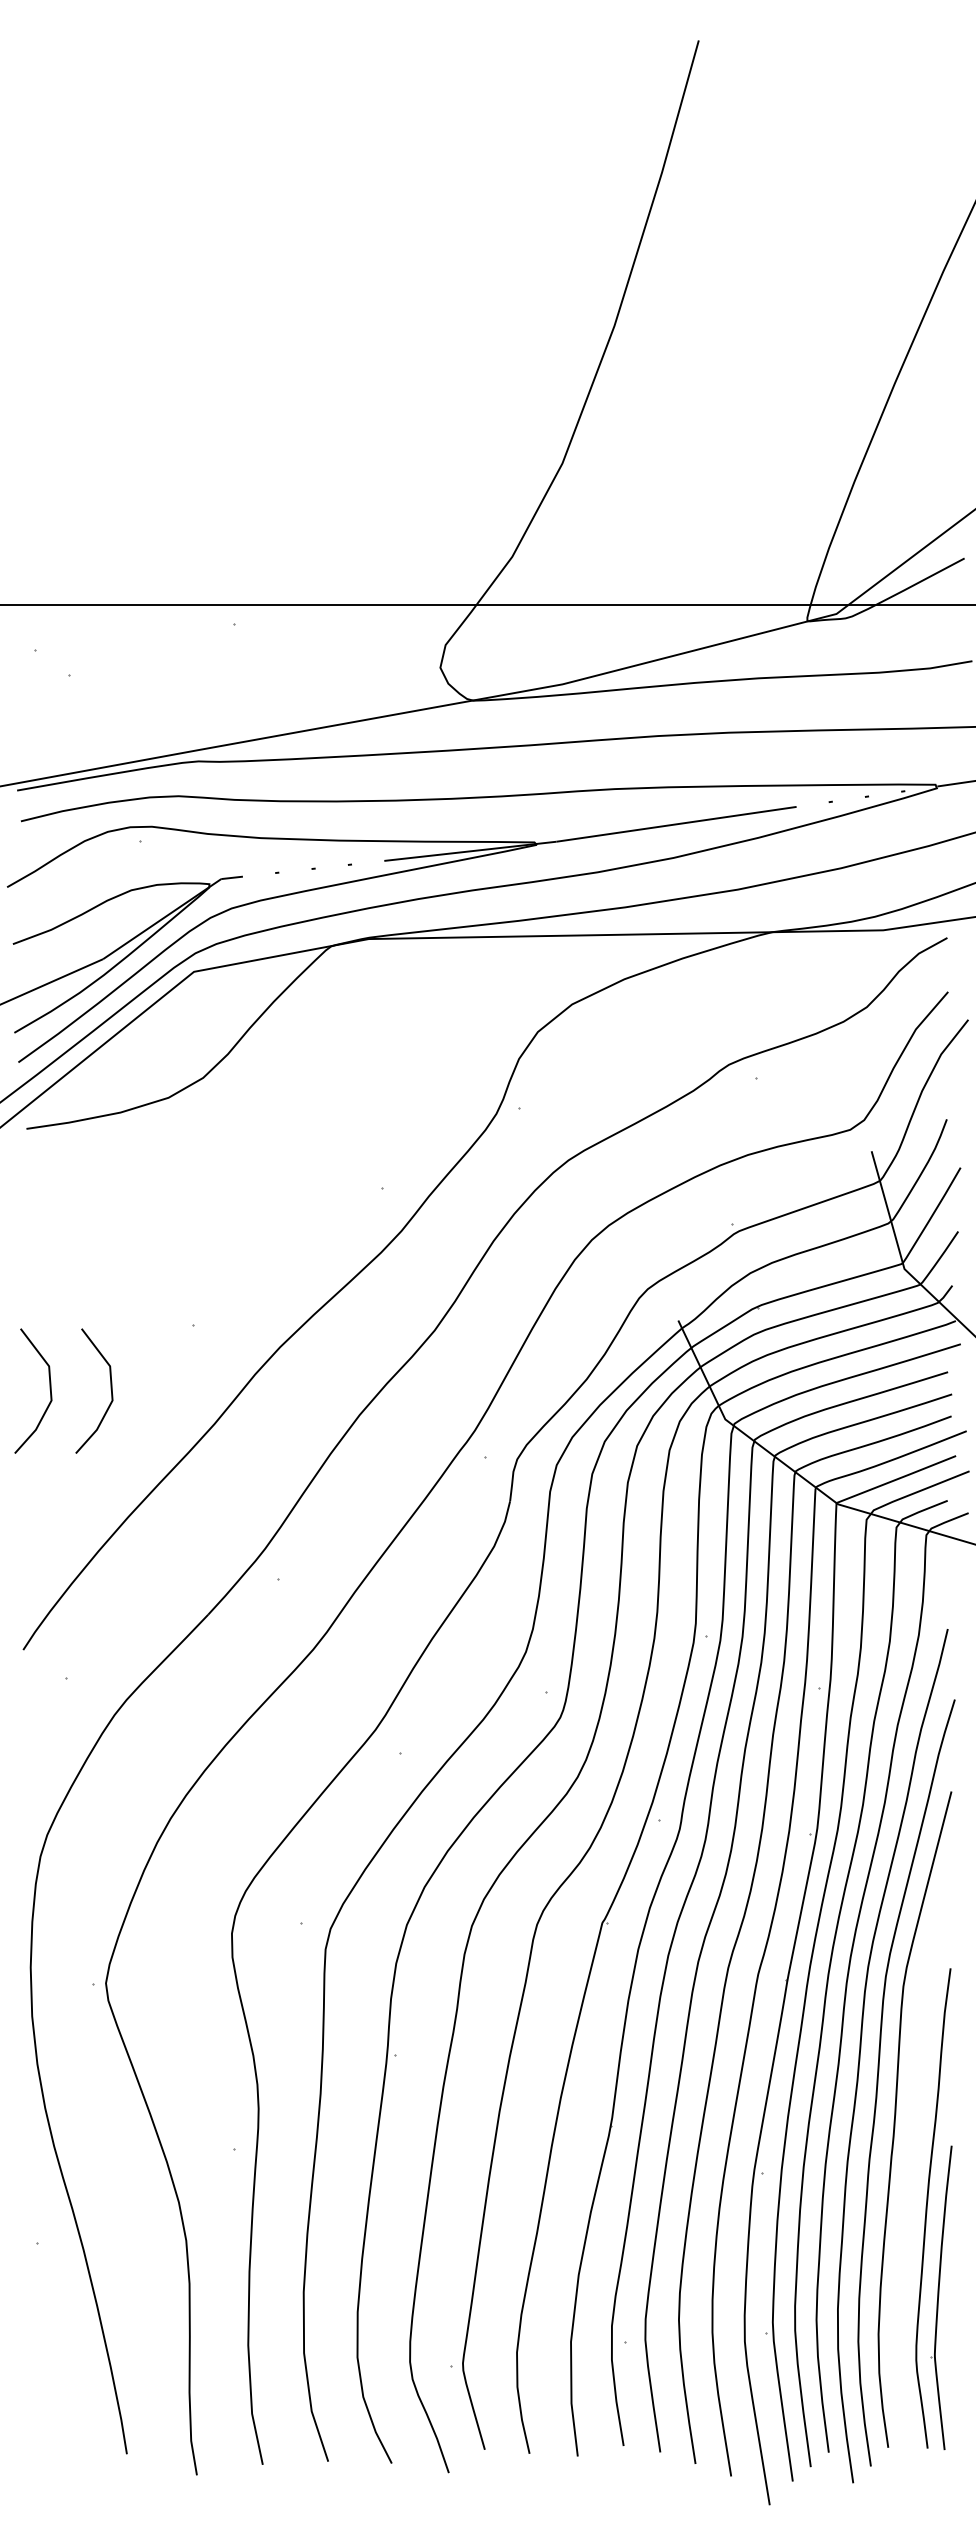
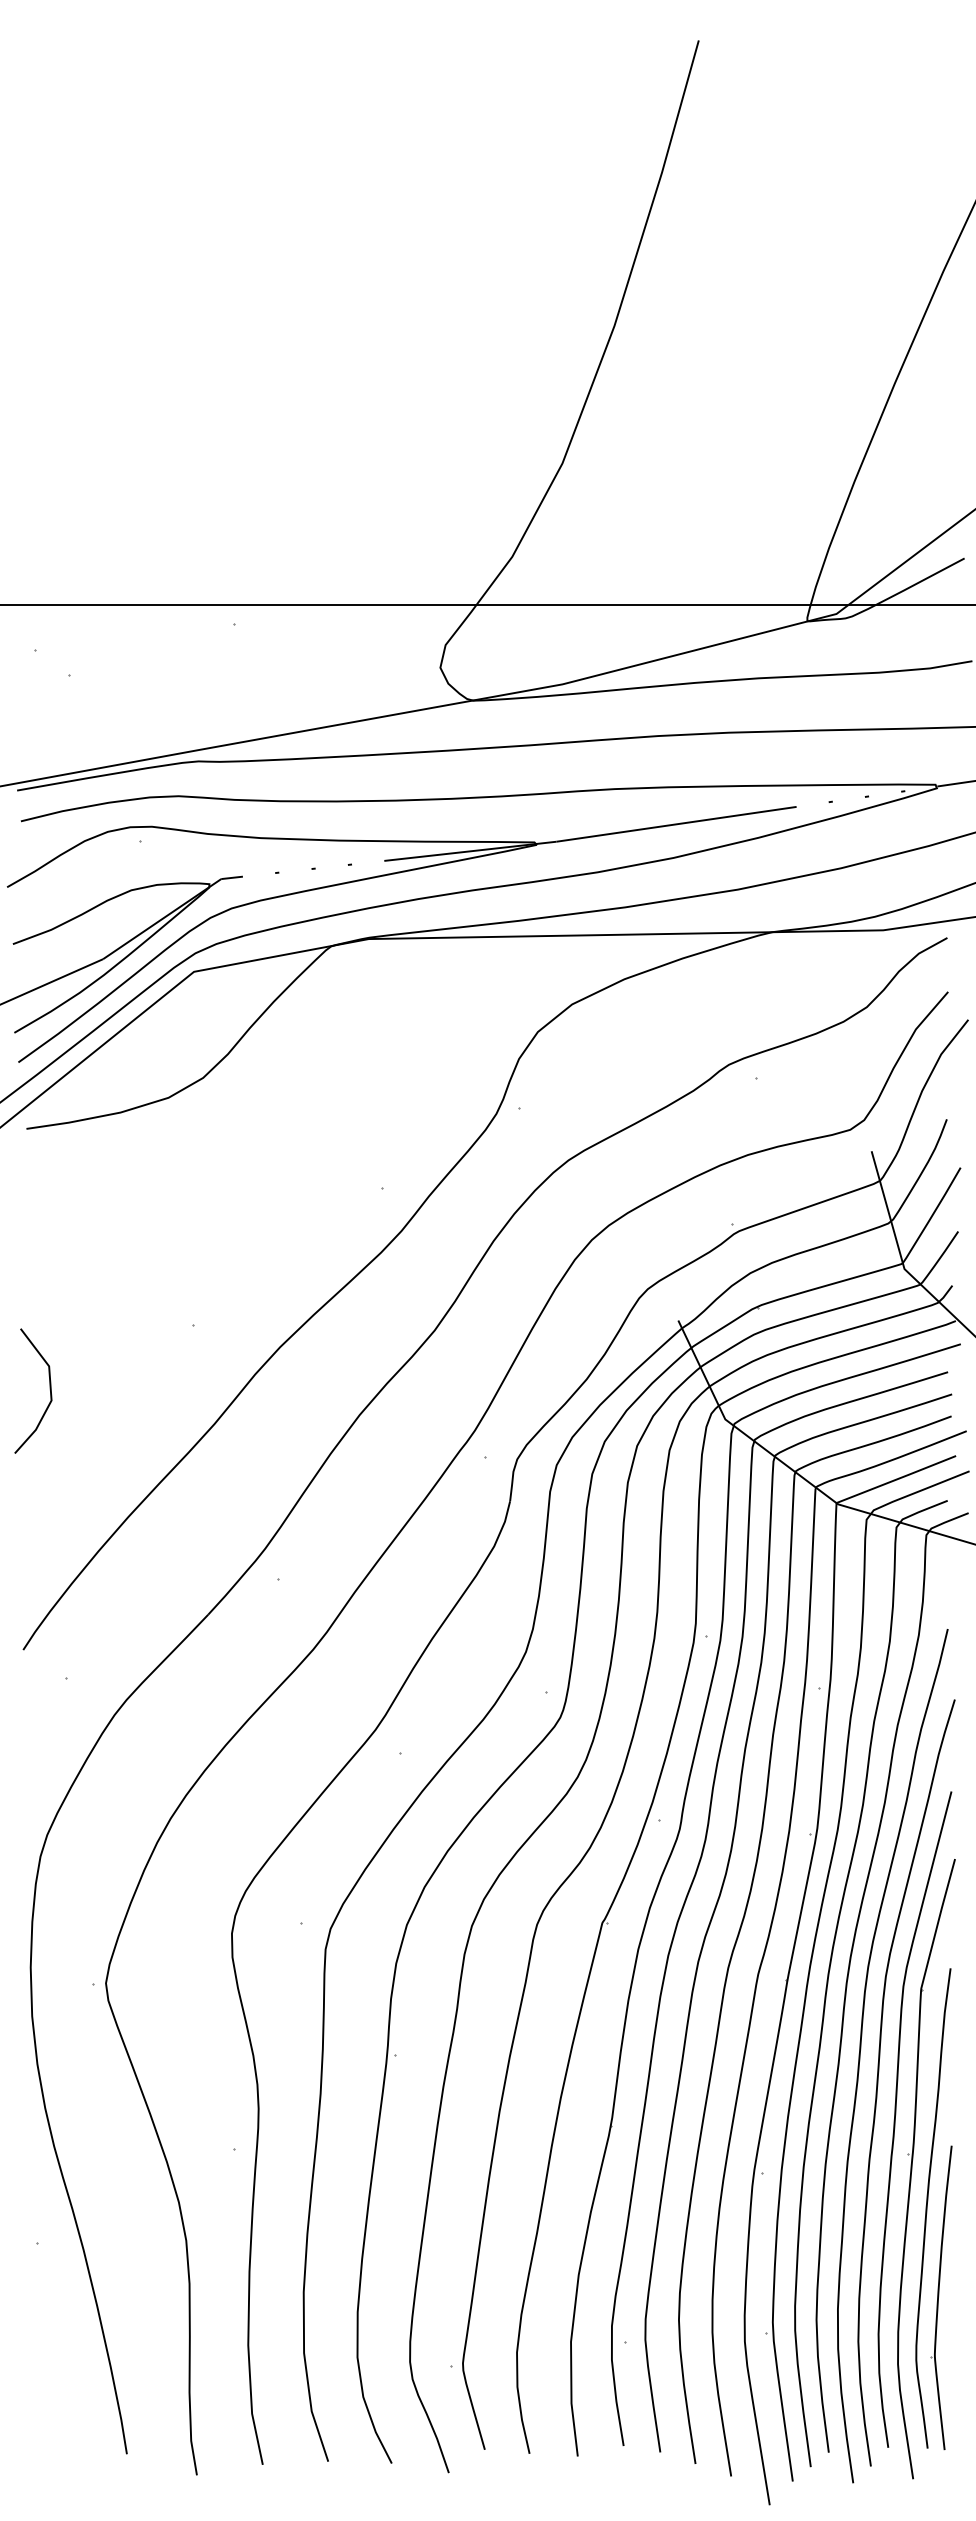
line: present -> none (110, 1389)
part: none -> present (912, 2169)
